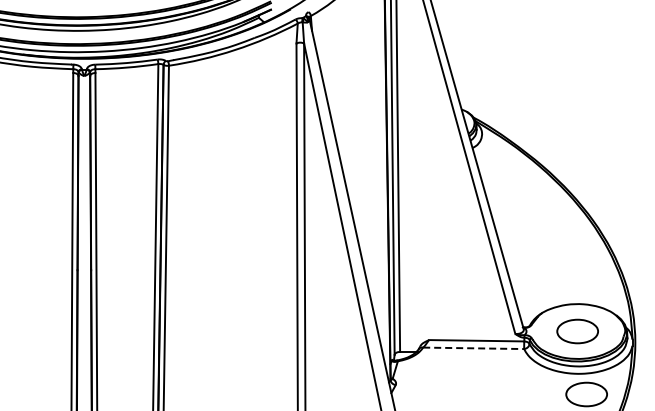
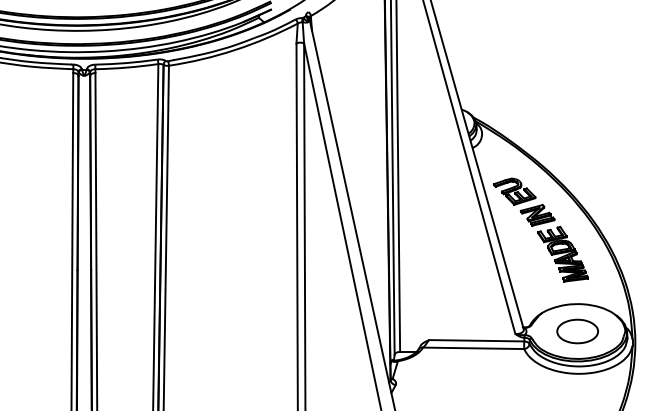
part: none -> present (540, 229)
line: dashed -> solid (474, 348)
part: present -> none (586, 394)
